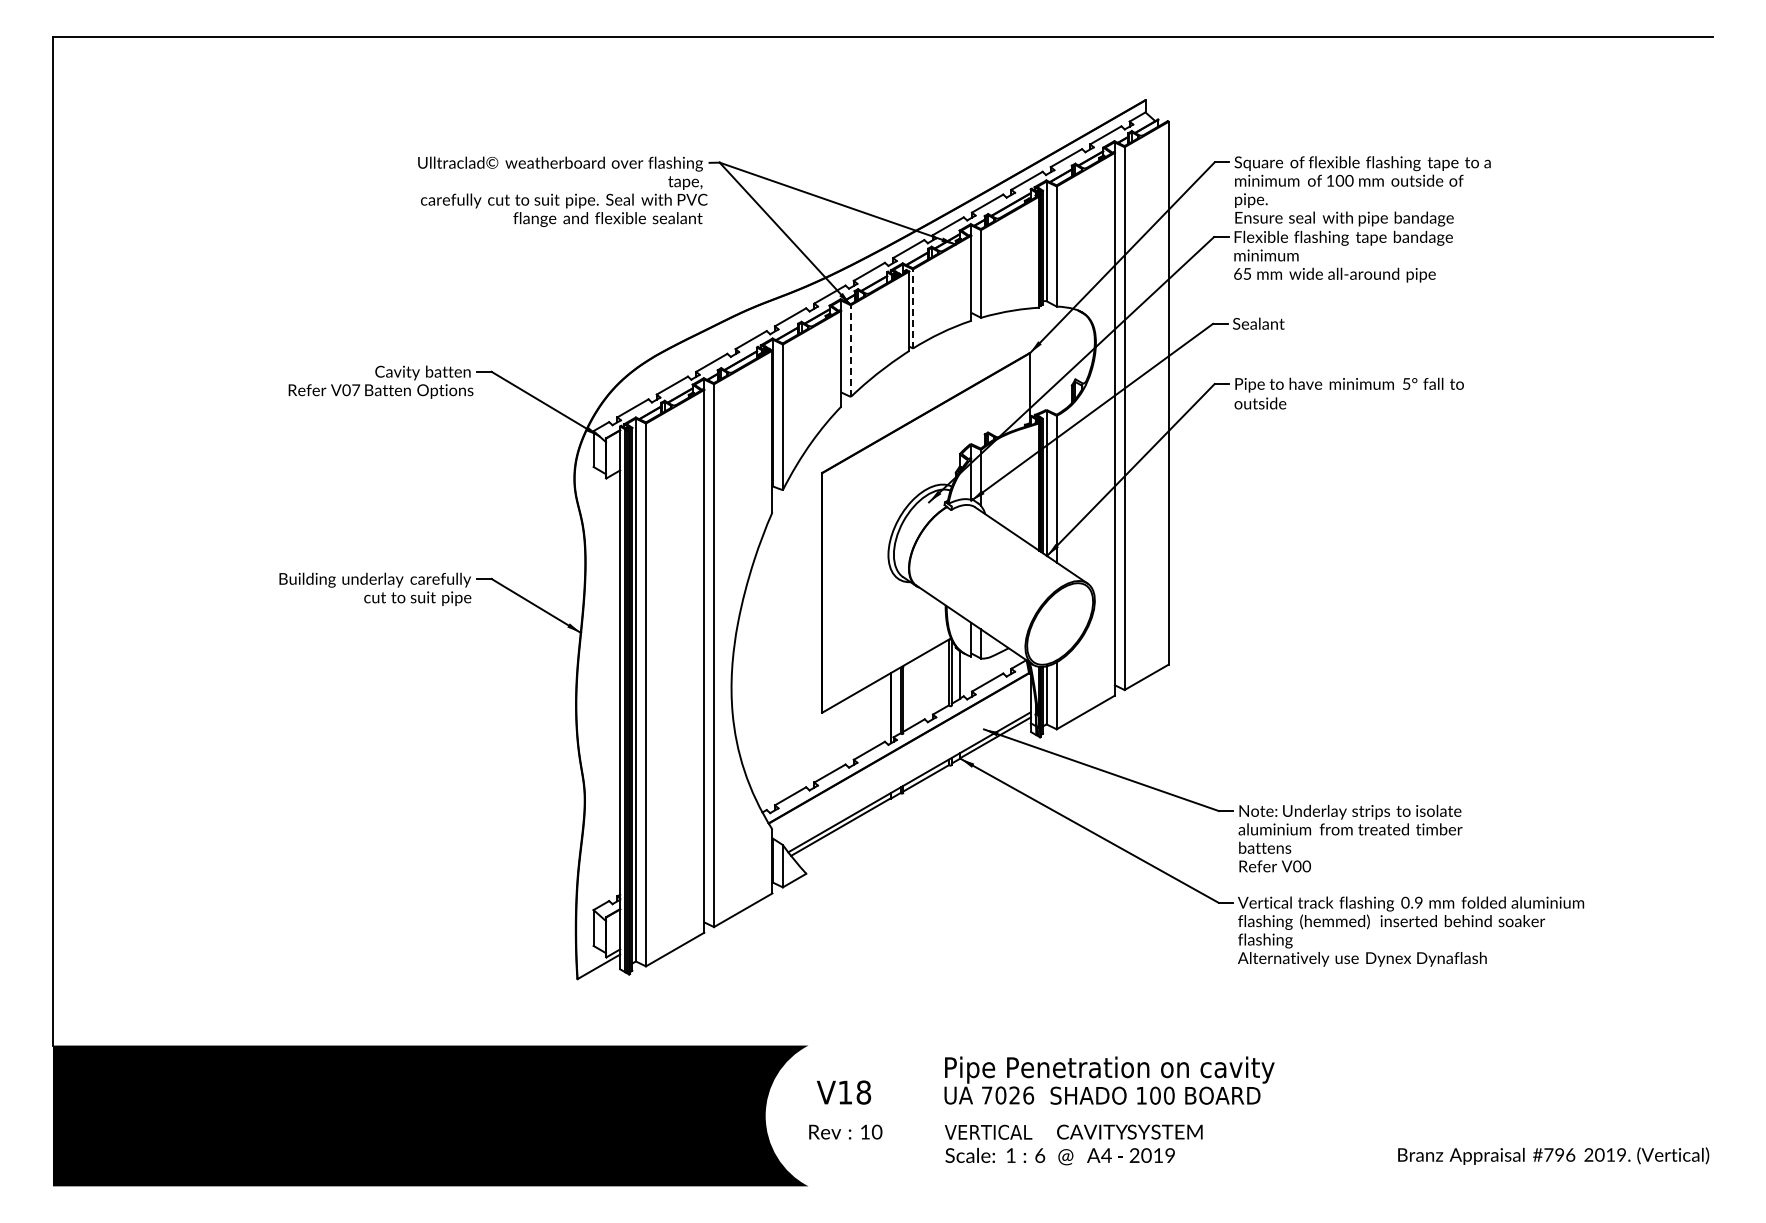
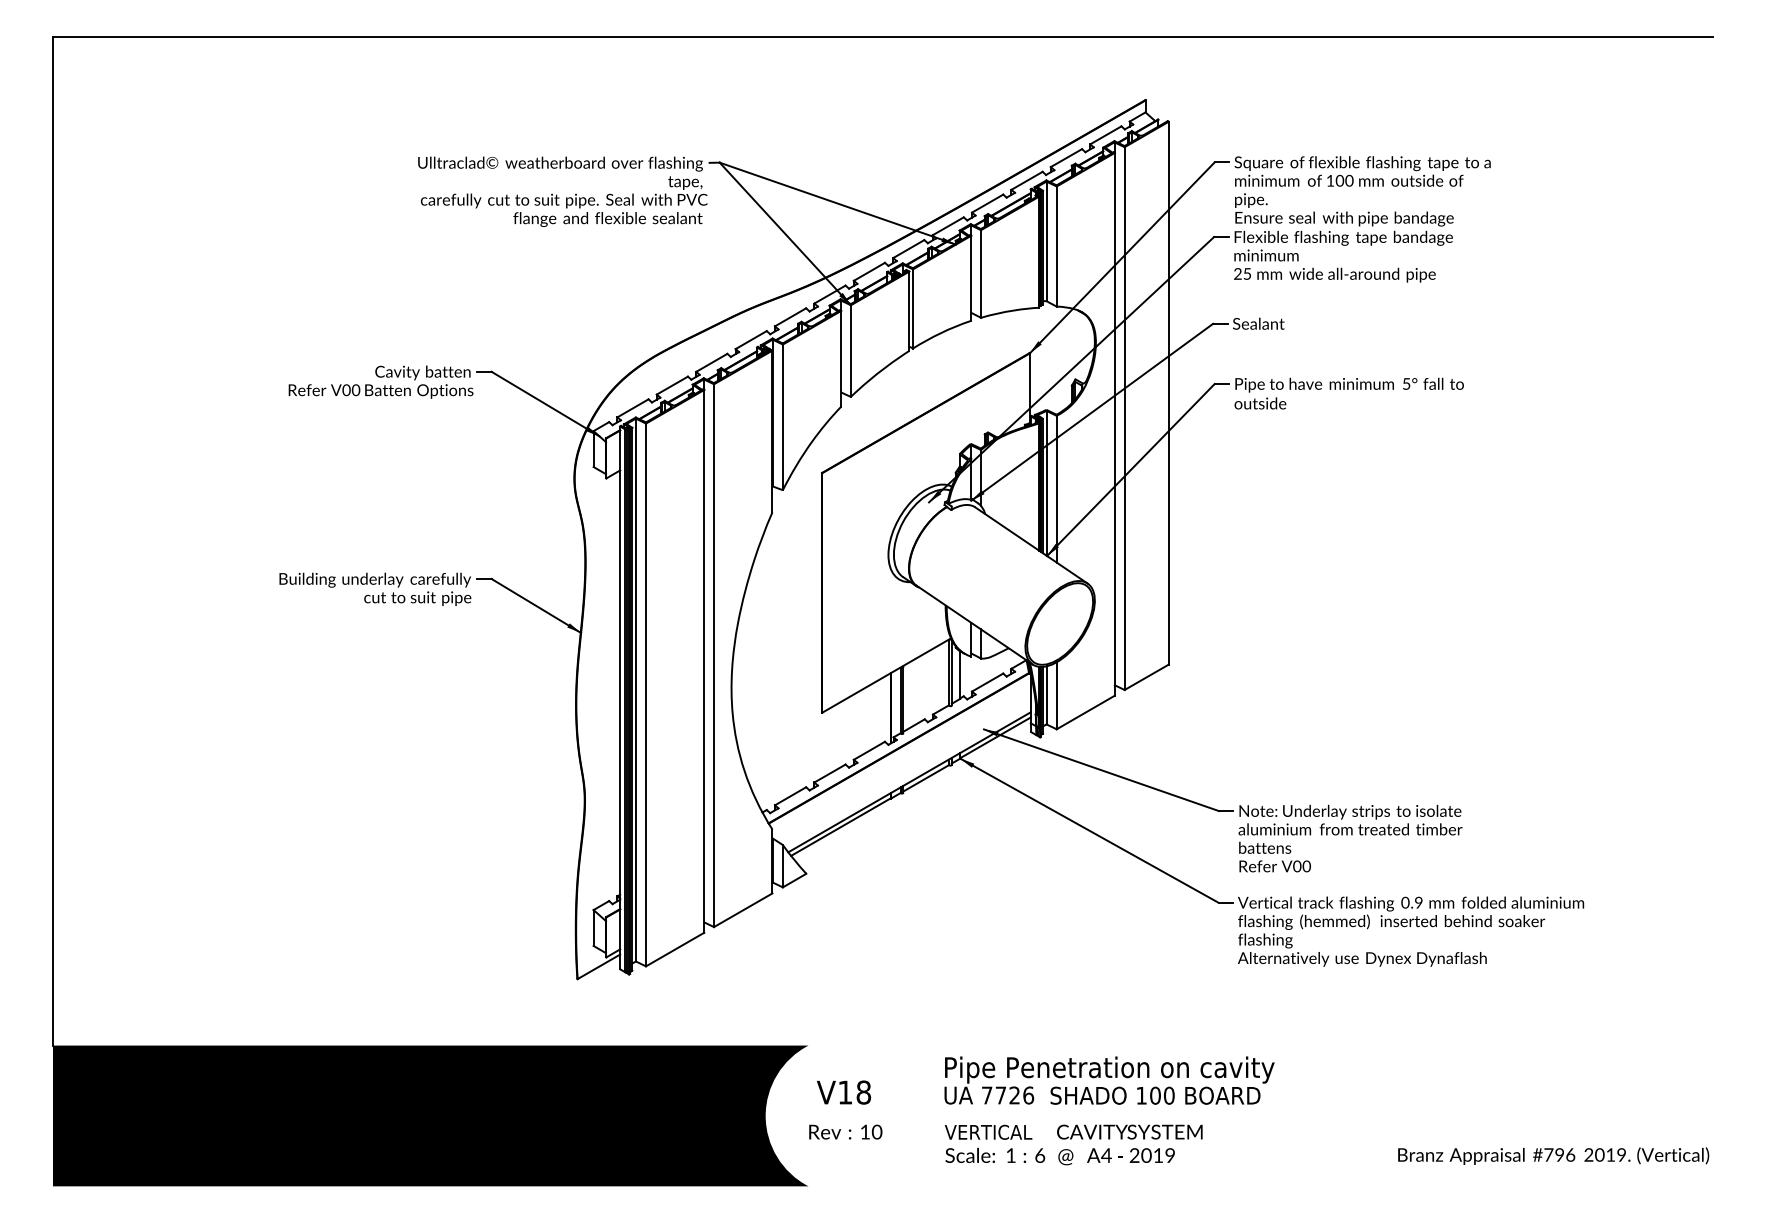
text: 65 -> 25 (1237, 273)
line: dashed -> solid (913, 308)
line: dashed -> solid (850, 351)
text: V07 -> V00 (355, 390)
text: 7026 -> 7726 (1000, 1095)
